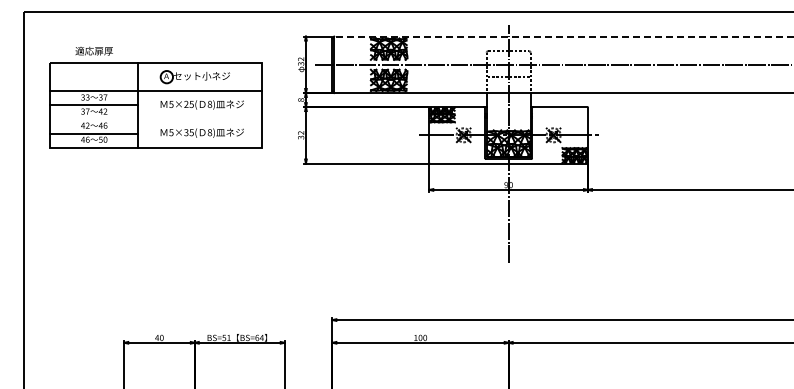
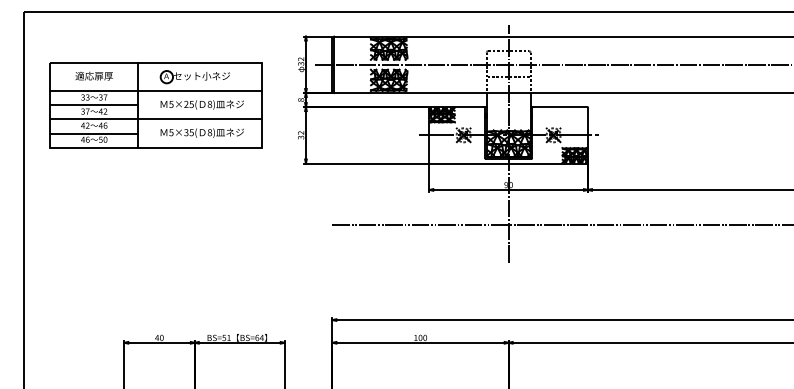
line: dashed -> solid (563, 36)
text position: (93, 50) -> (93, 75) (93, 75)
line: none -> present (155, 119)
line: none -> present (561, 225)
